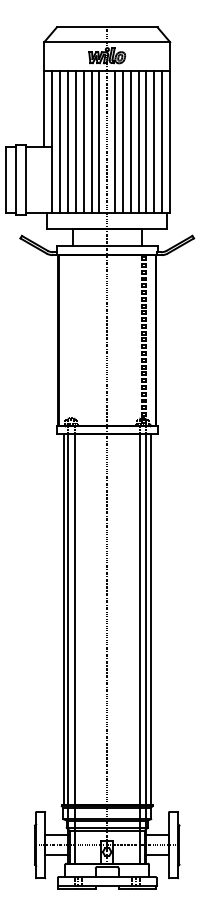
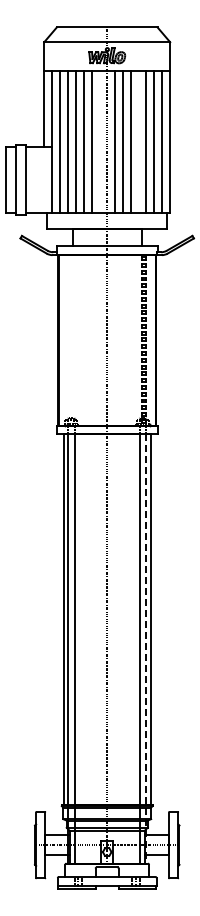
line: present -> none (99, 141)
line: present -> none (138, 141)
line: solid -> dashed (146, 648)
